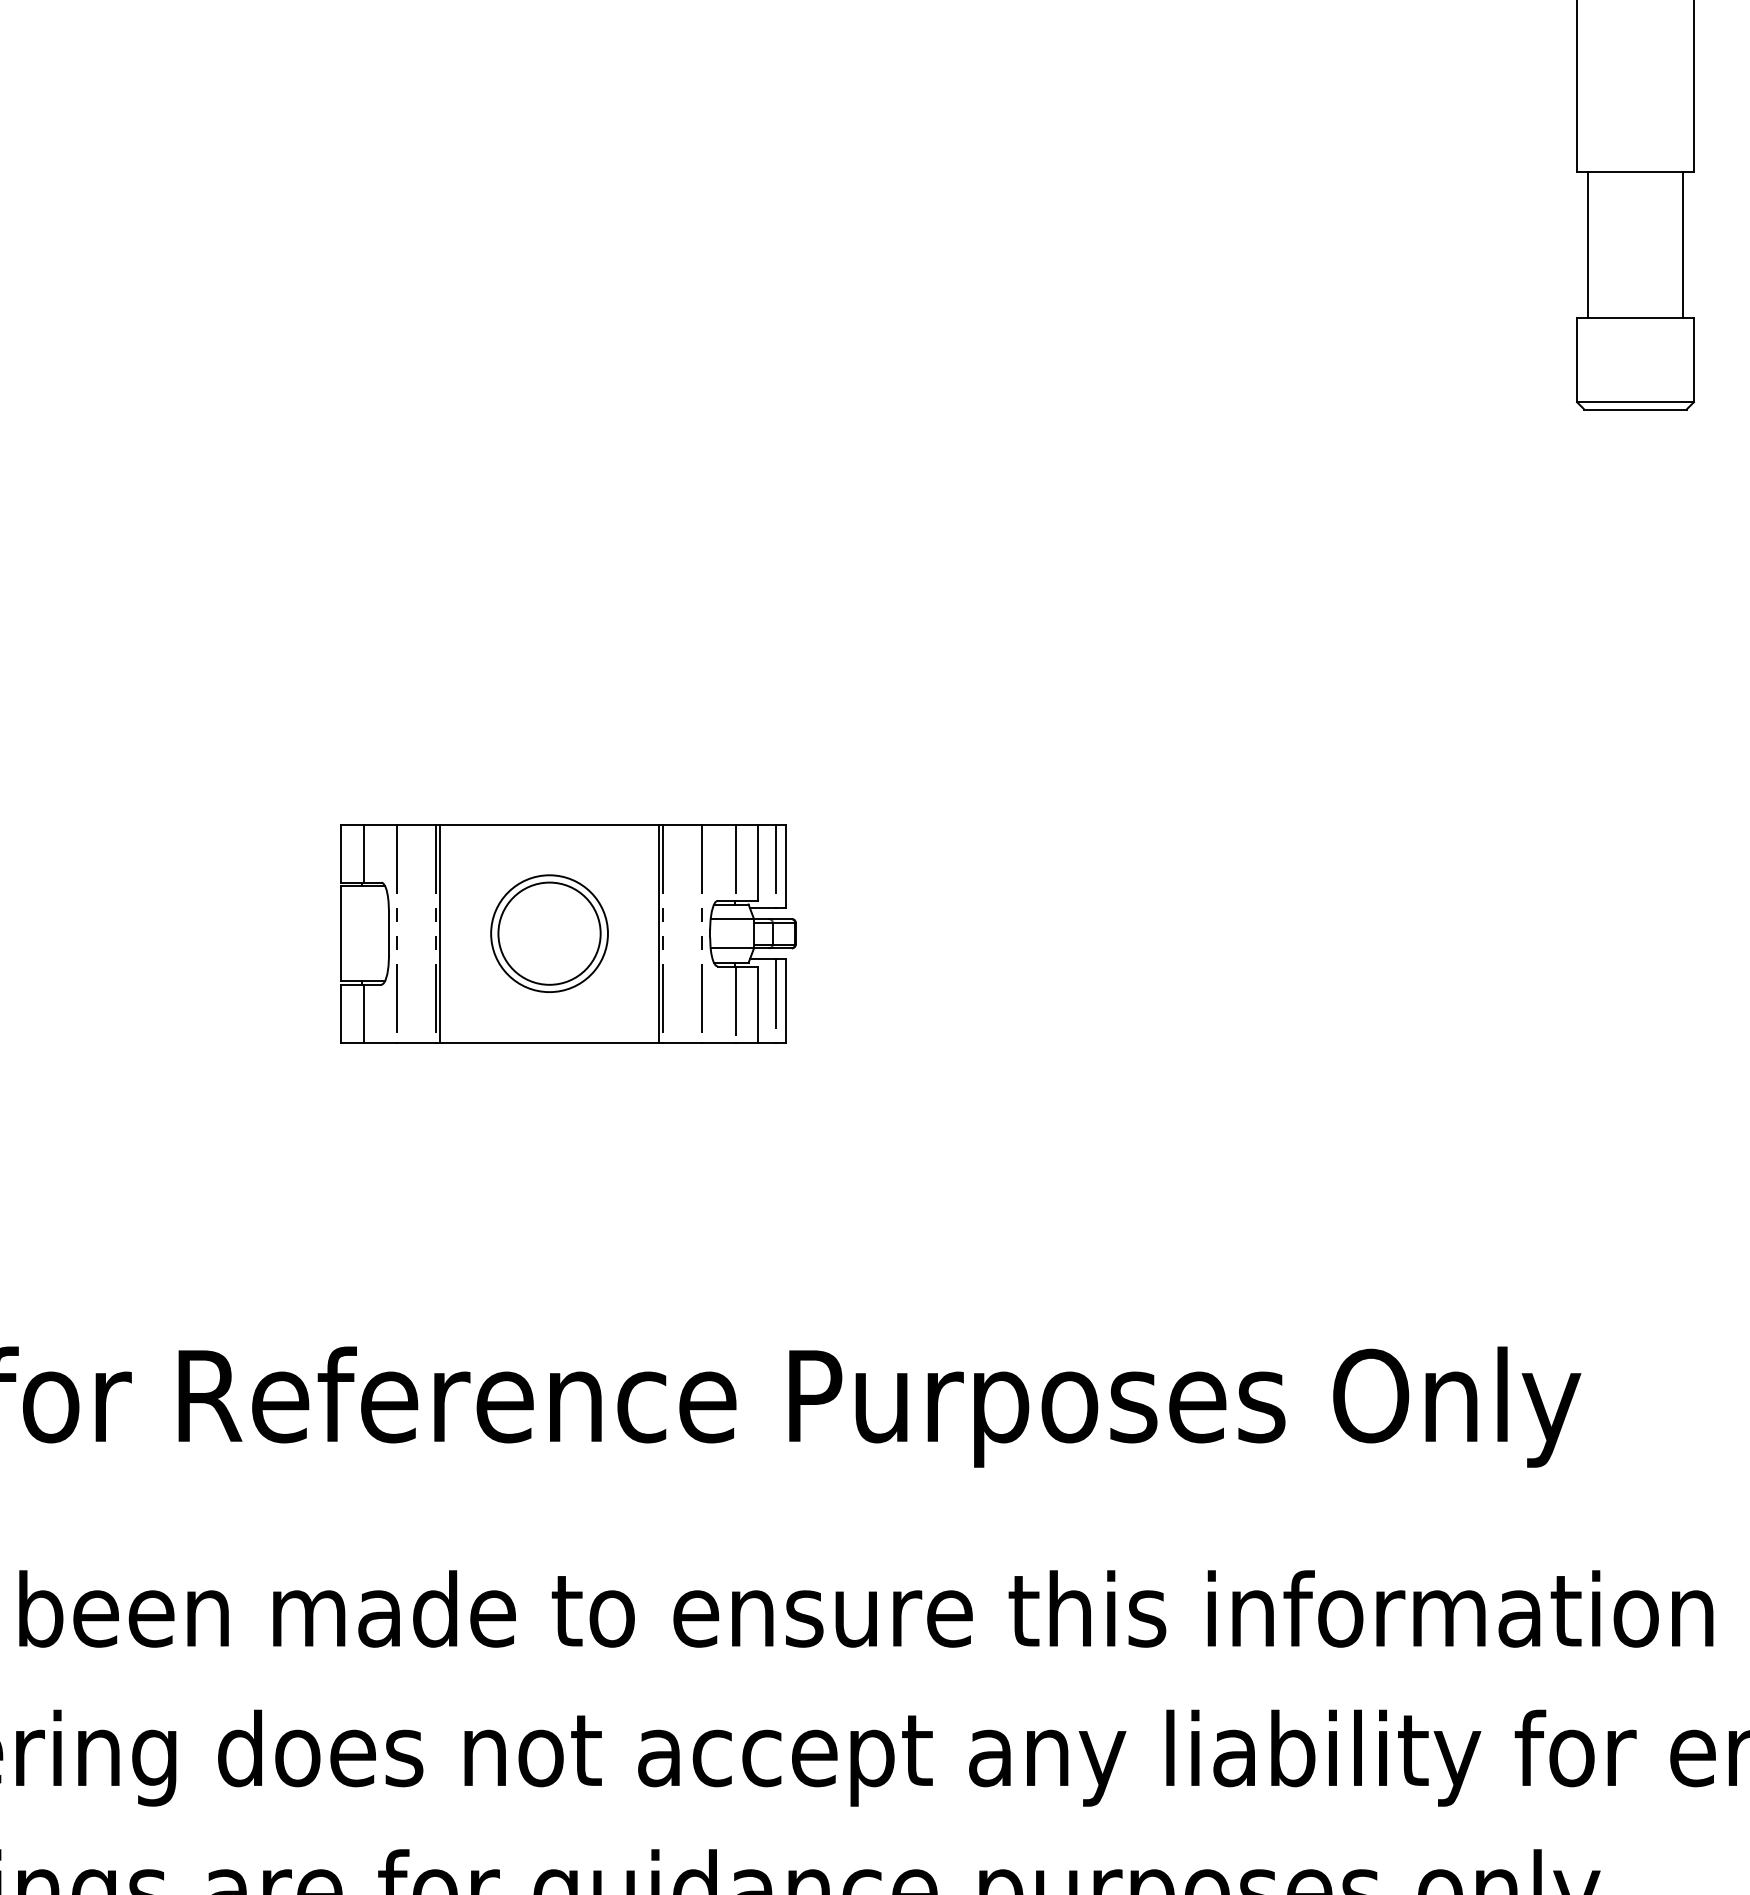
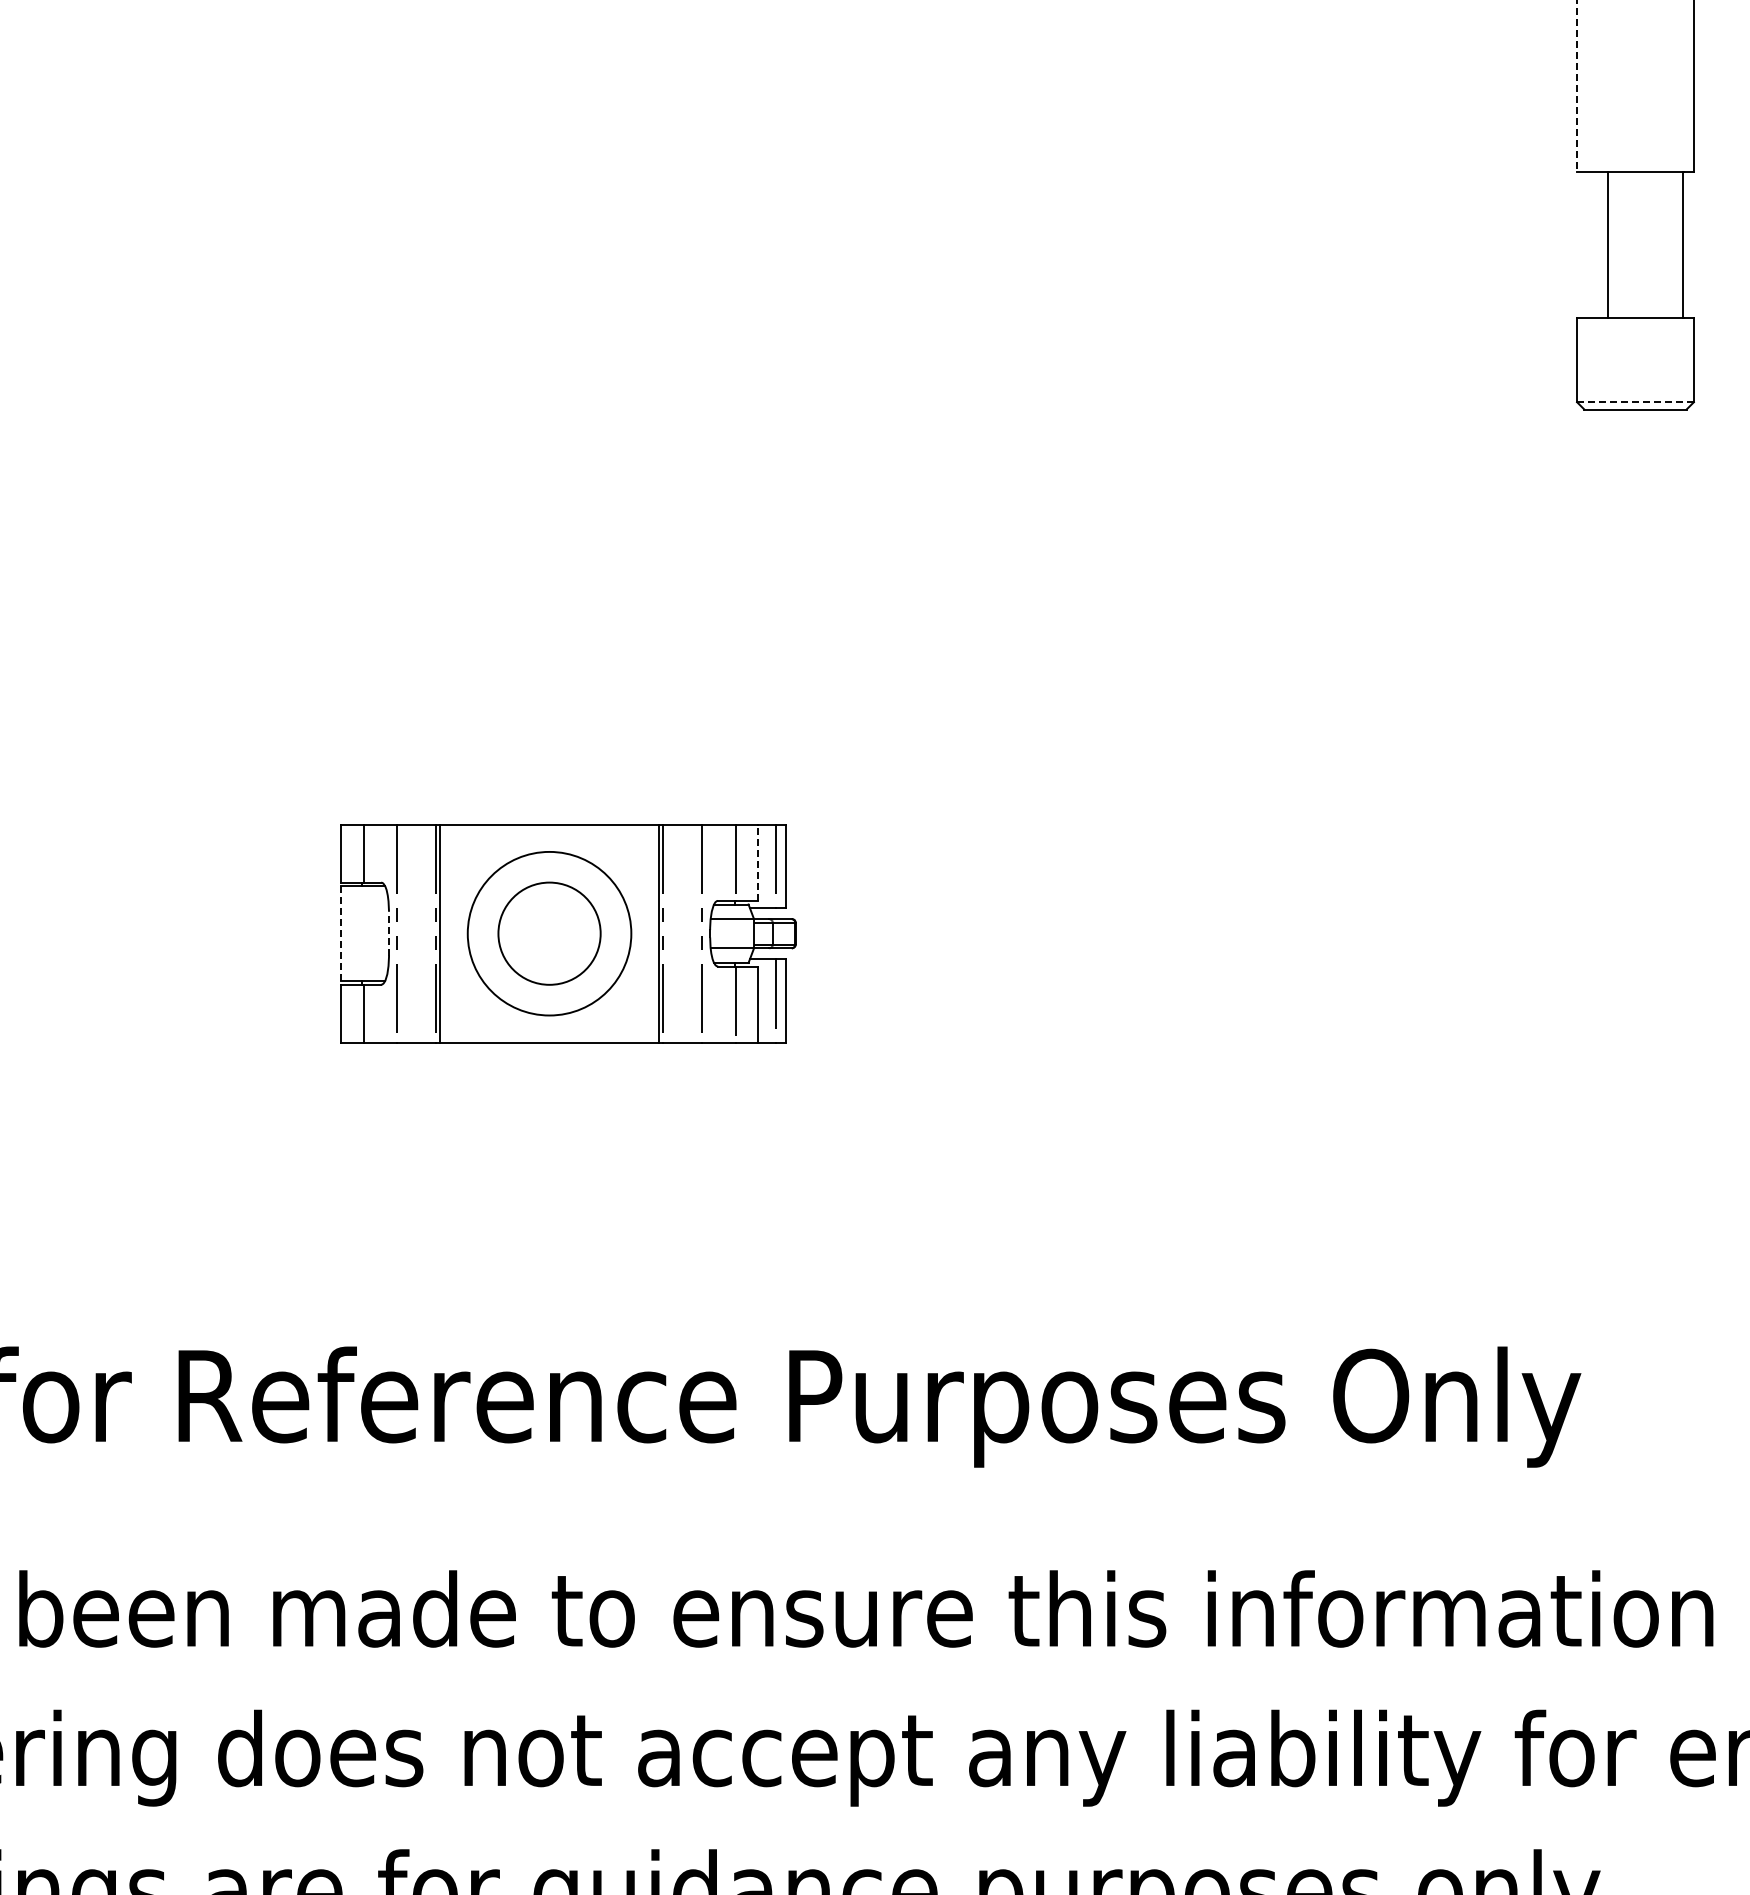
line: solid -> dashed (1577, 86)
line position: (1588, 245) -> (1608, 245) (1608, 245)
line: solid -> dashed (1635, 402)
line: solid -> dashed (757, 862)
line: solid -> dashed (389, 933)
circle diameter: 117 px -> 164 px (549, 933)
line: solid -> dashed (341, 934)
